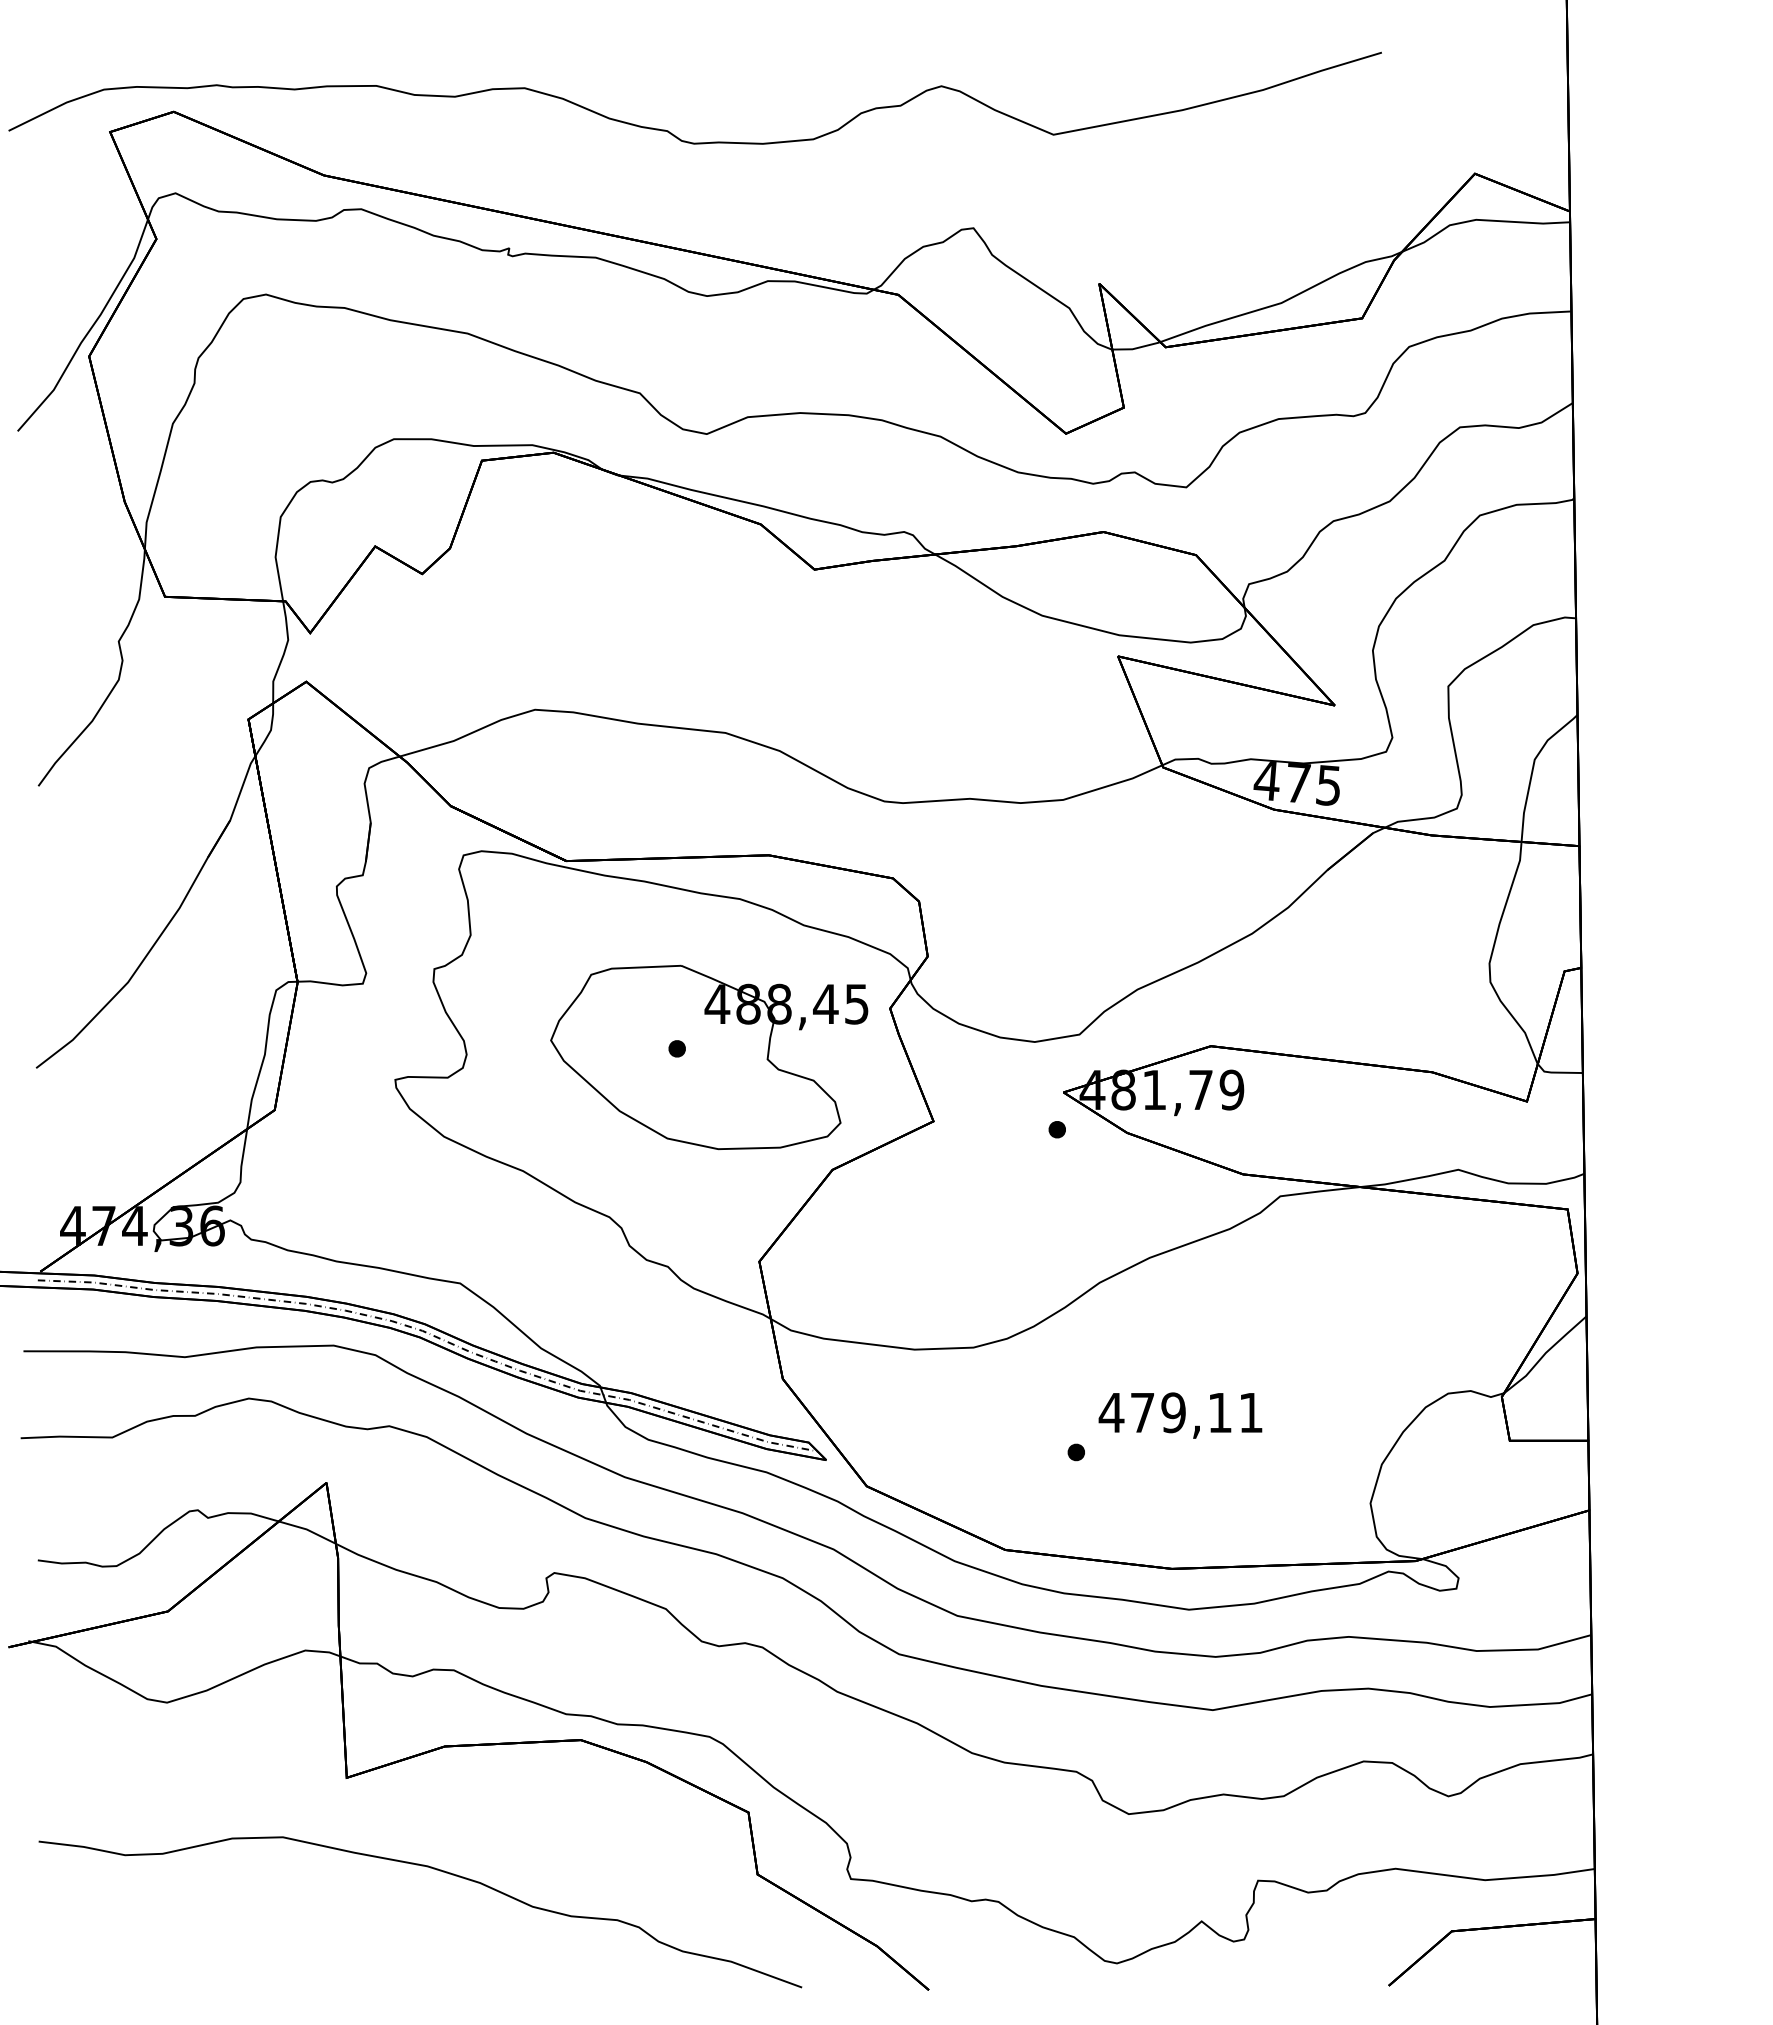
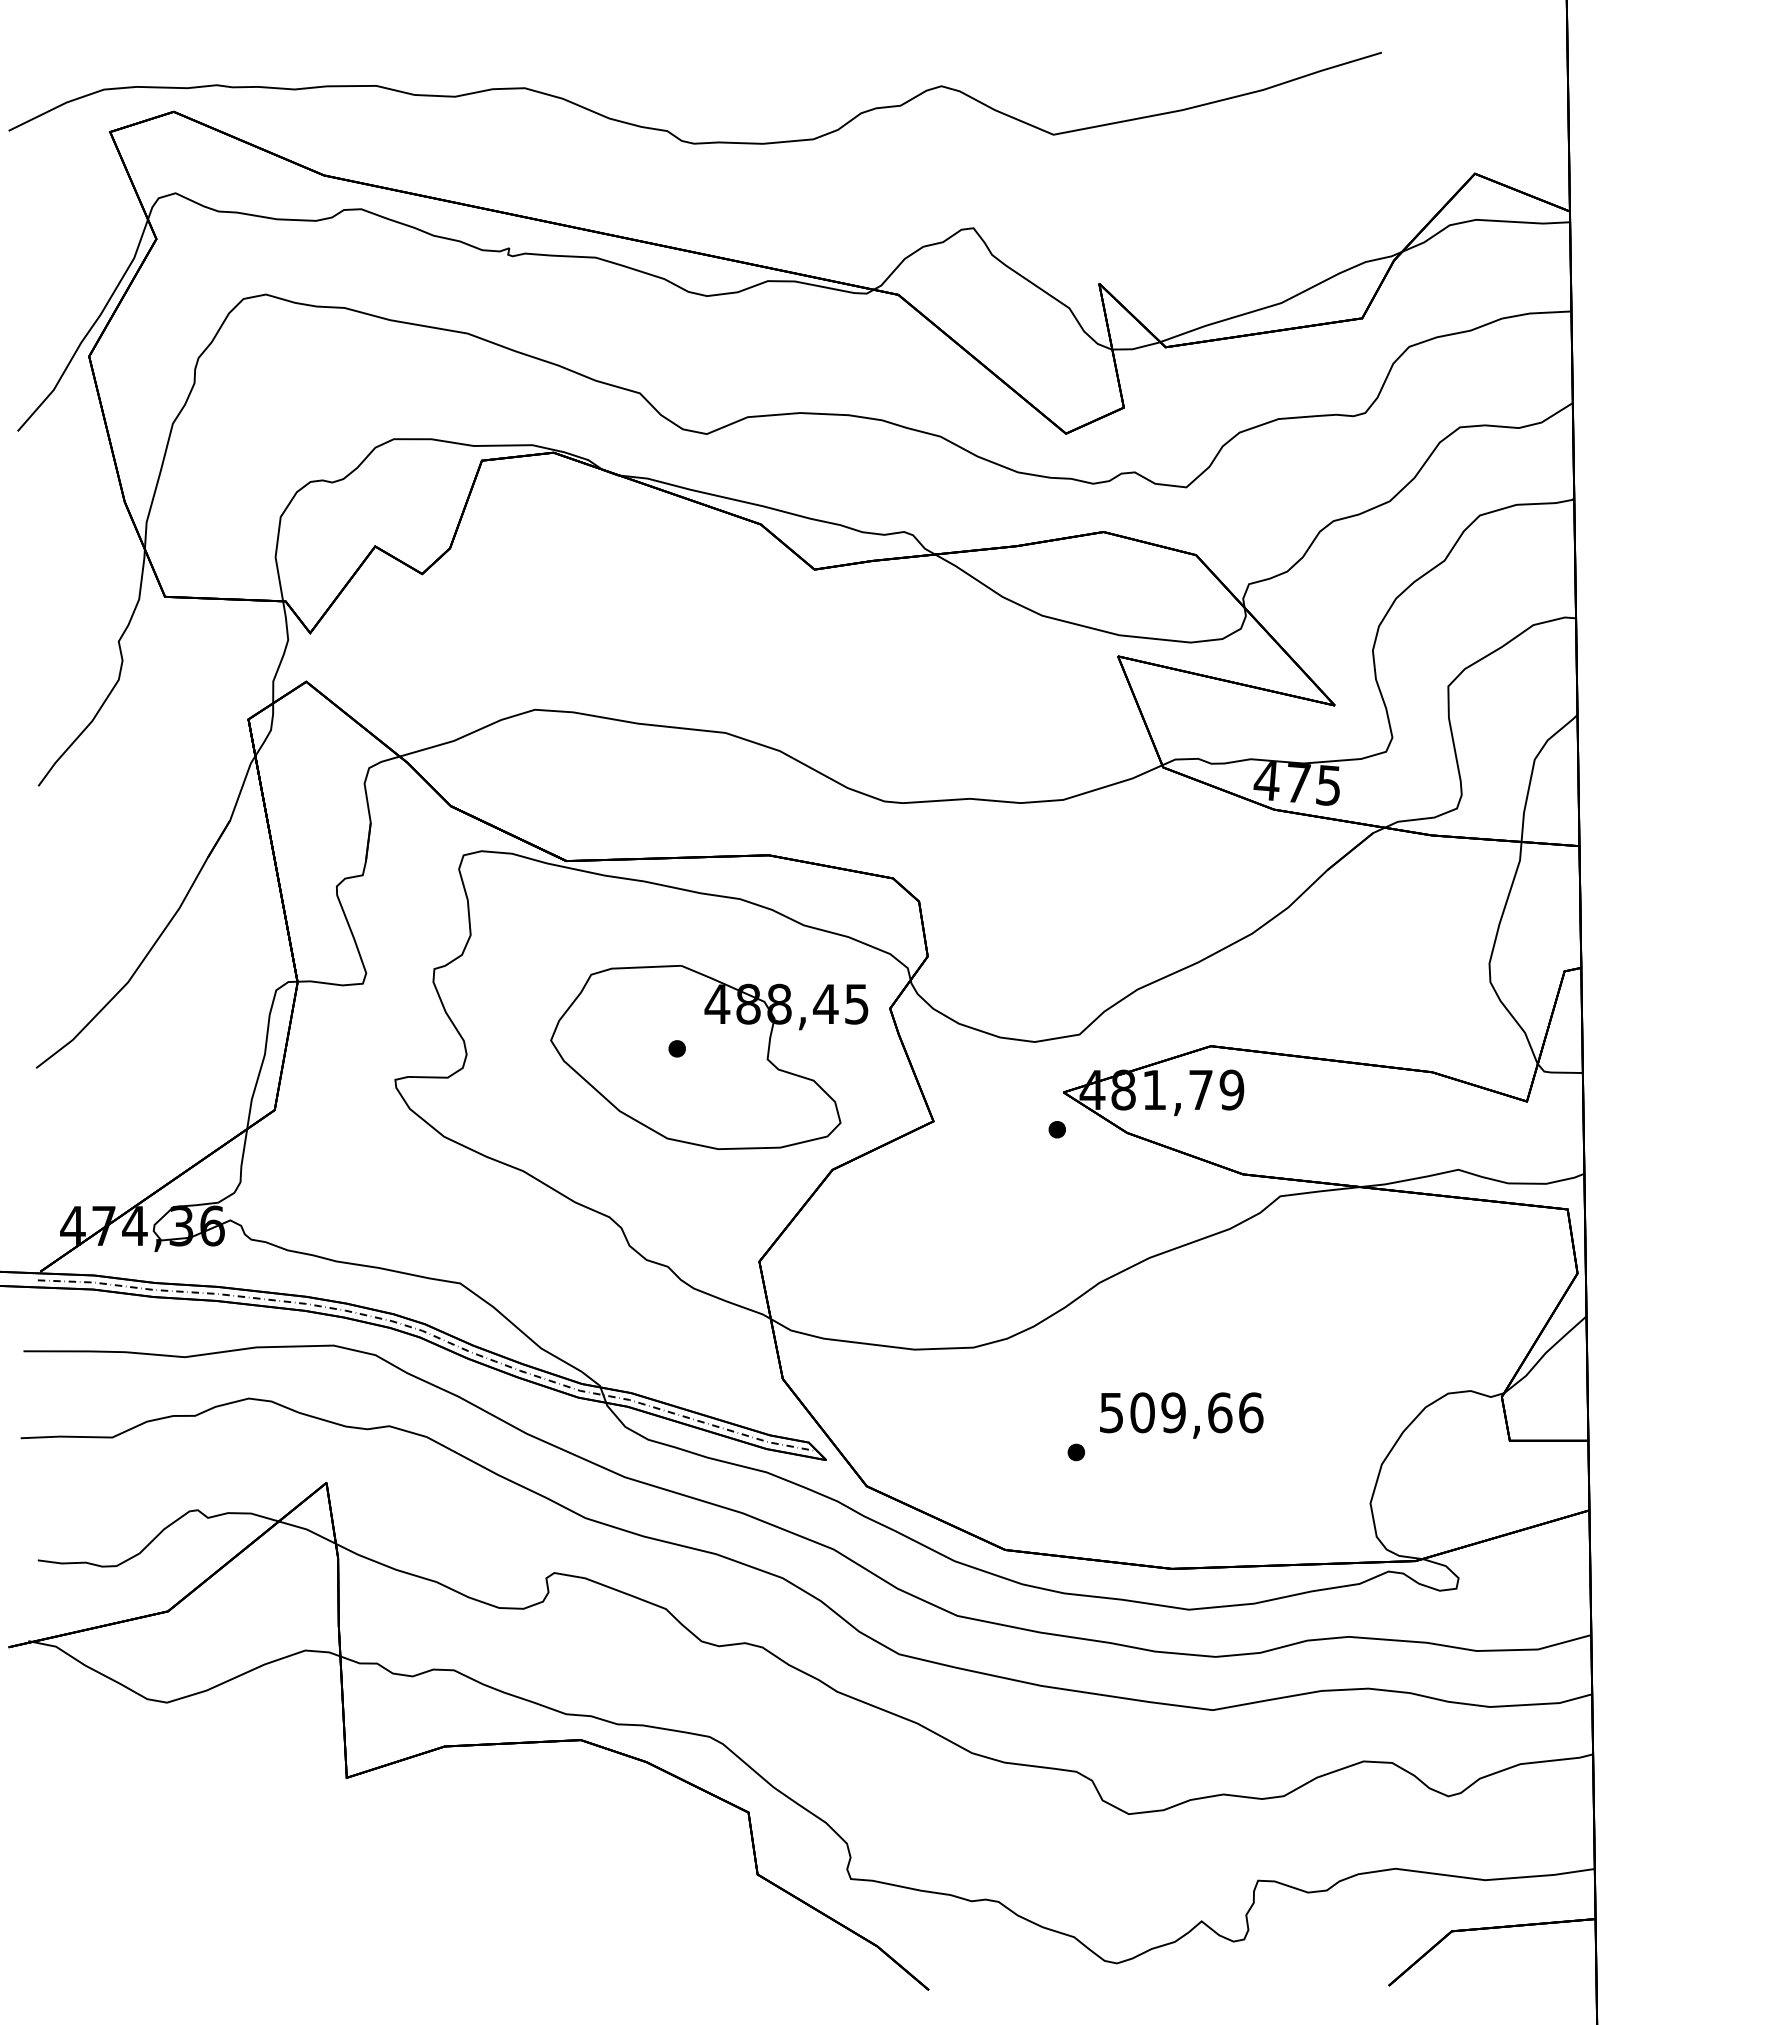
text: 479,11 -> 509,66 (1180, 1412)
curve: present -> none (433, 1869)
